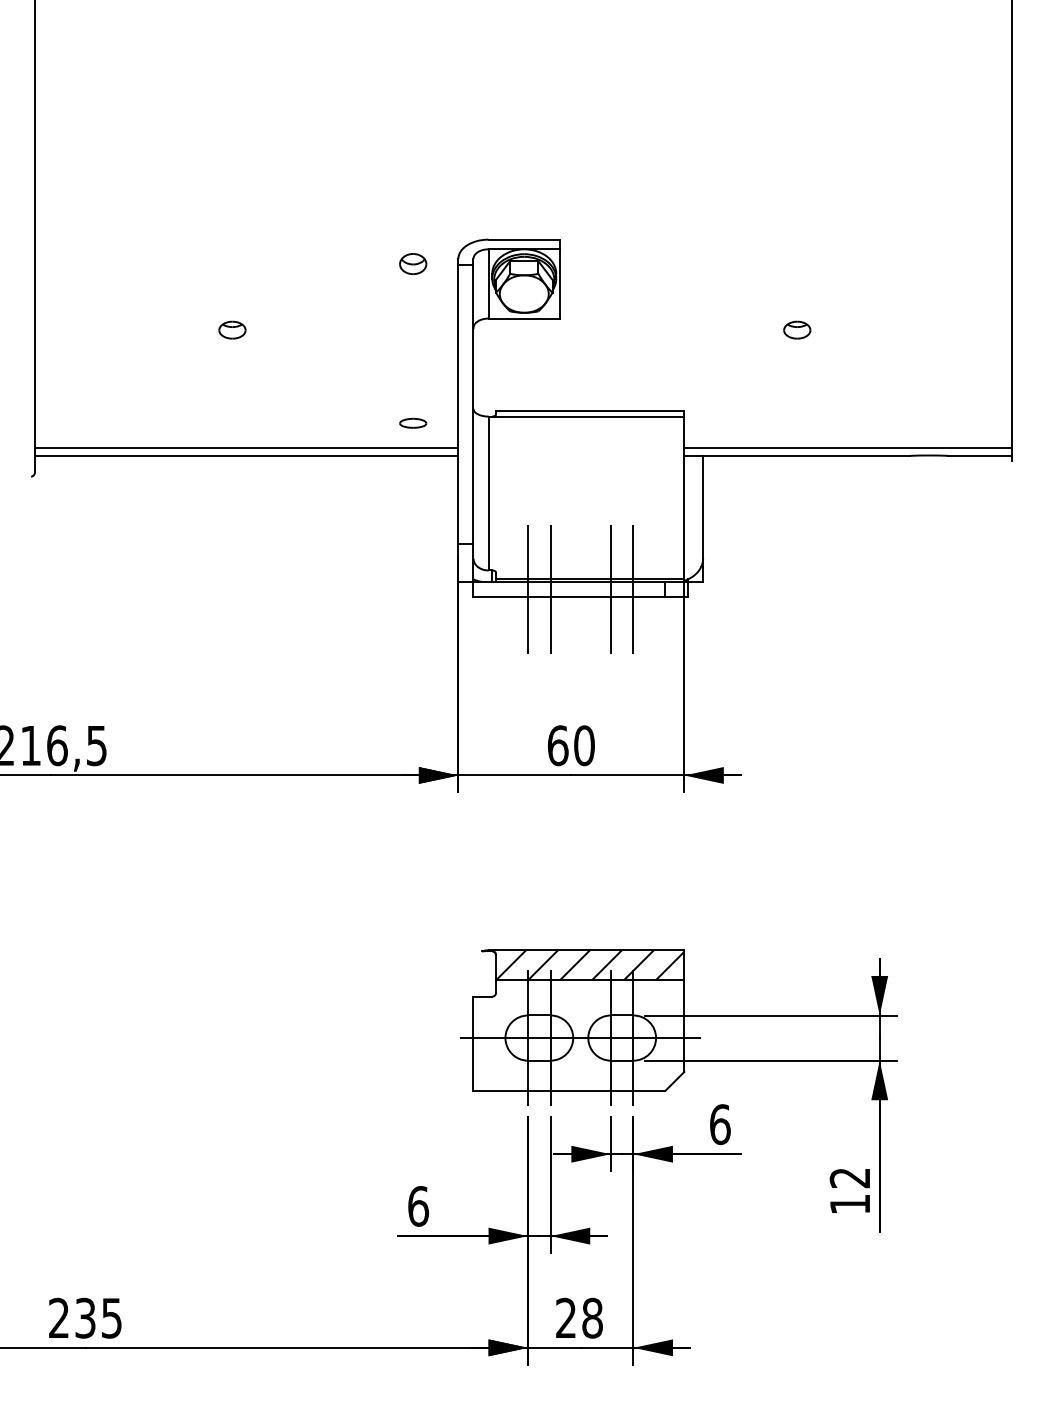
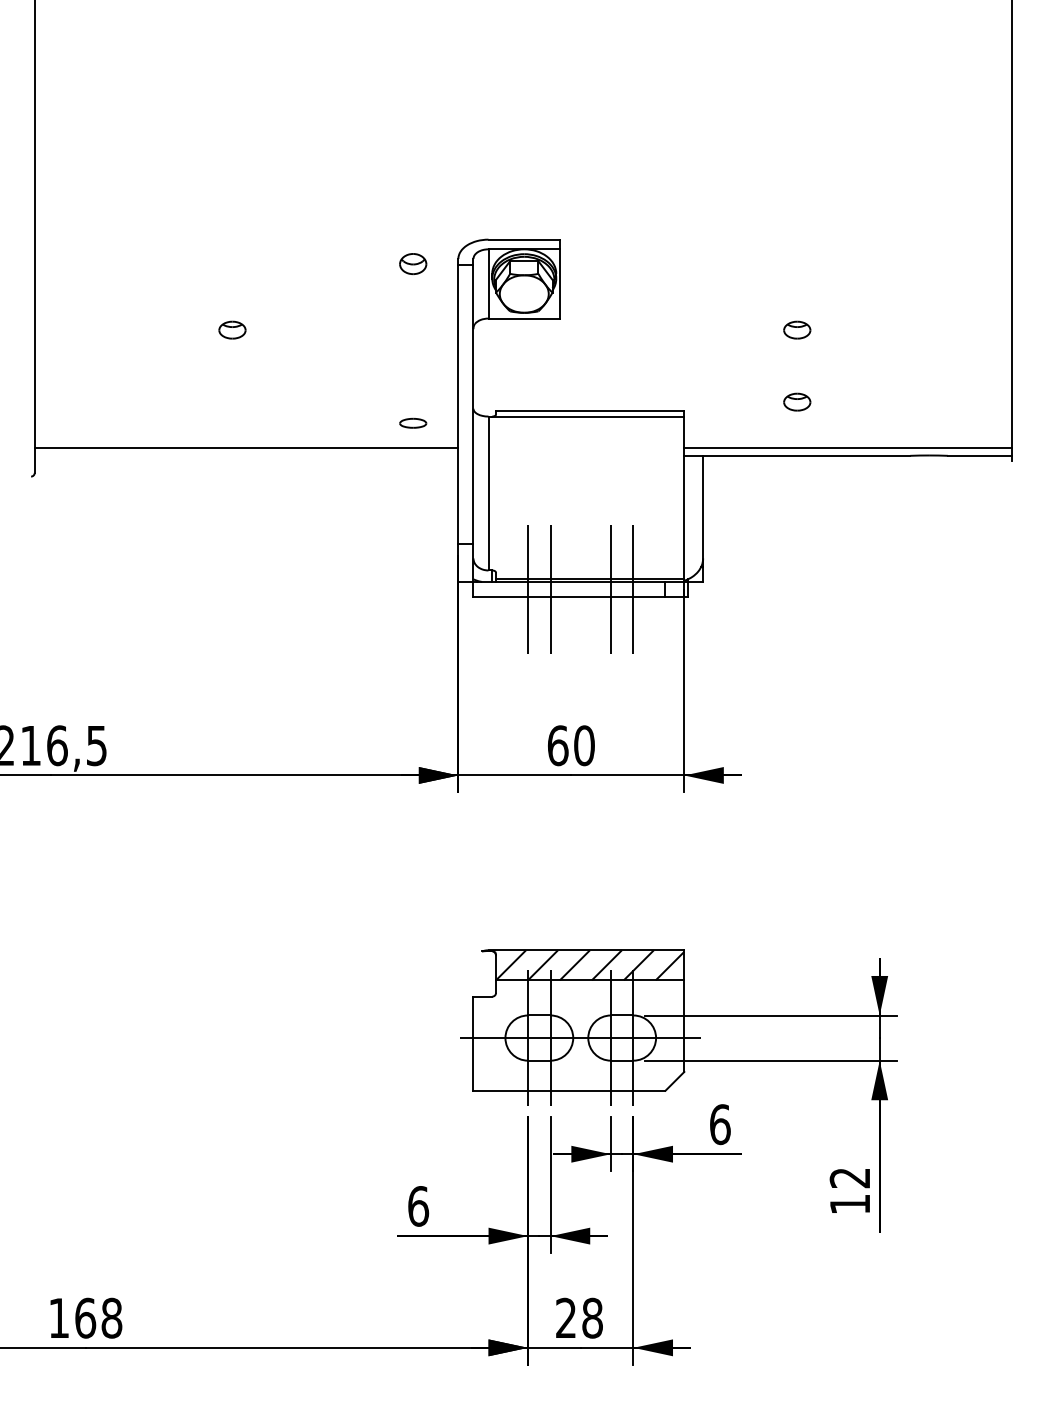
part: none -> present (797, 401)
line: present -> none (246, 455)
text: 235 -> 168 (85, 1317)
